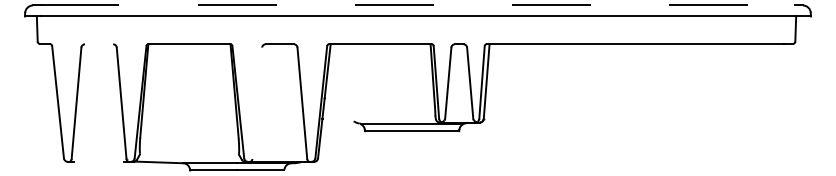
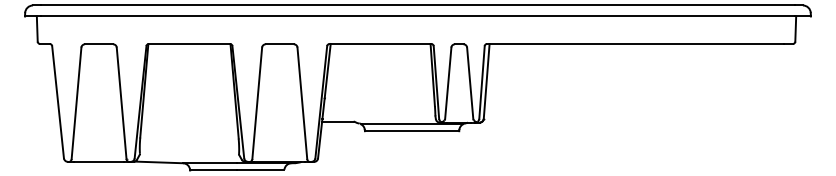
line: dashed -> solid (418, 5)
line: none -> present (99, 44)
line: none -> present (257, 102)
line: none -> present (337, 121)
line: none -> present (98, 161)
